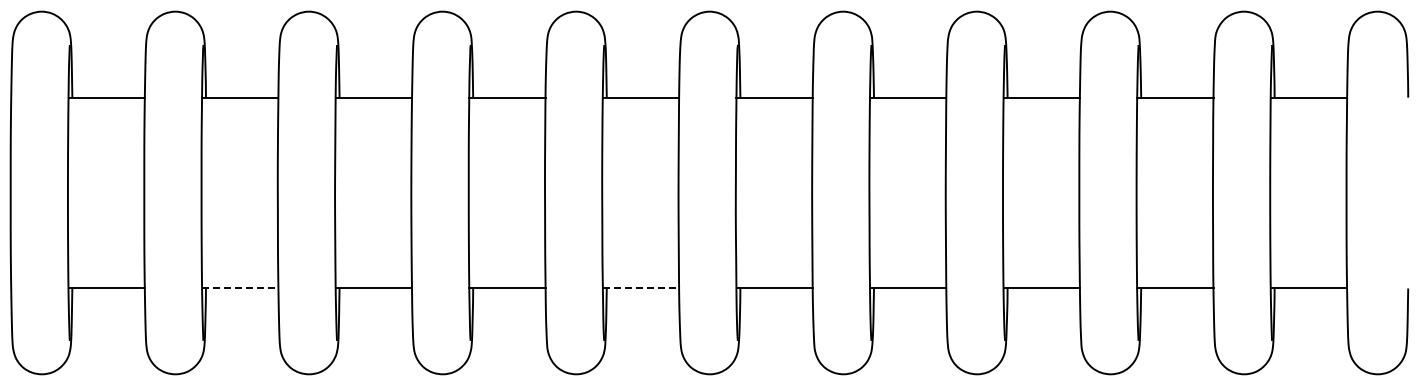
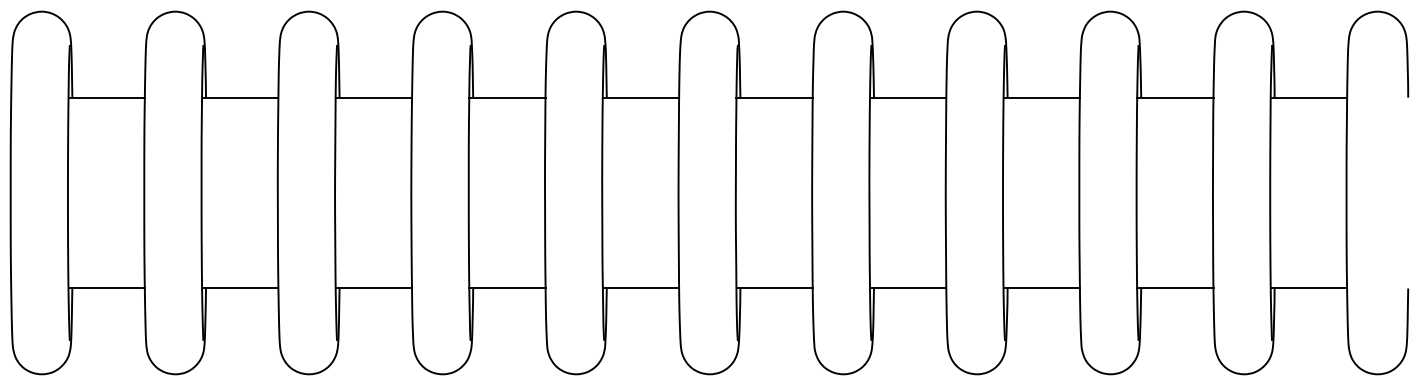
line: dashed -> solid (240, 288)
line: dashed -> solid (641, 288)
